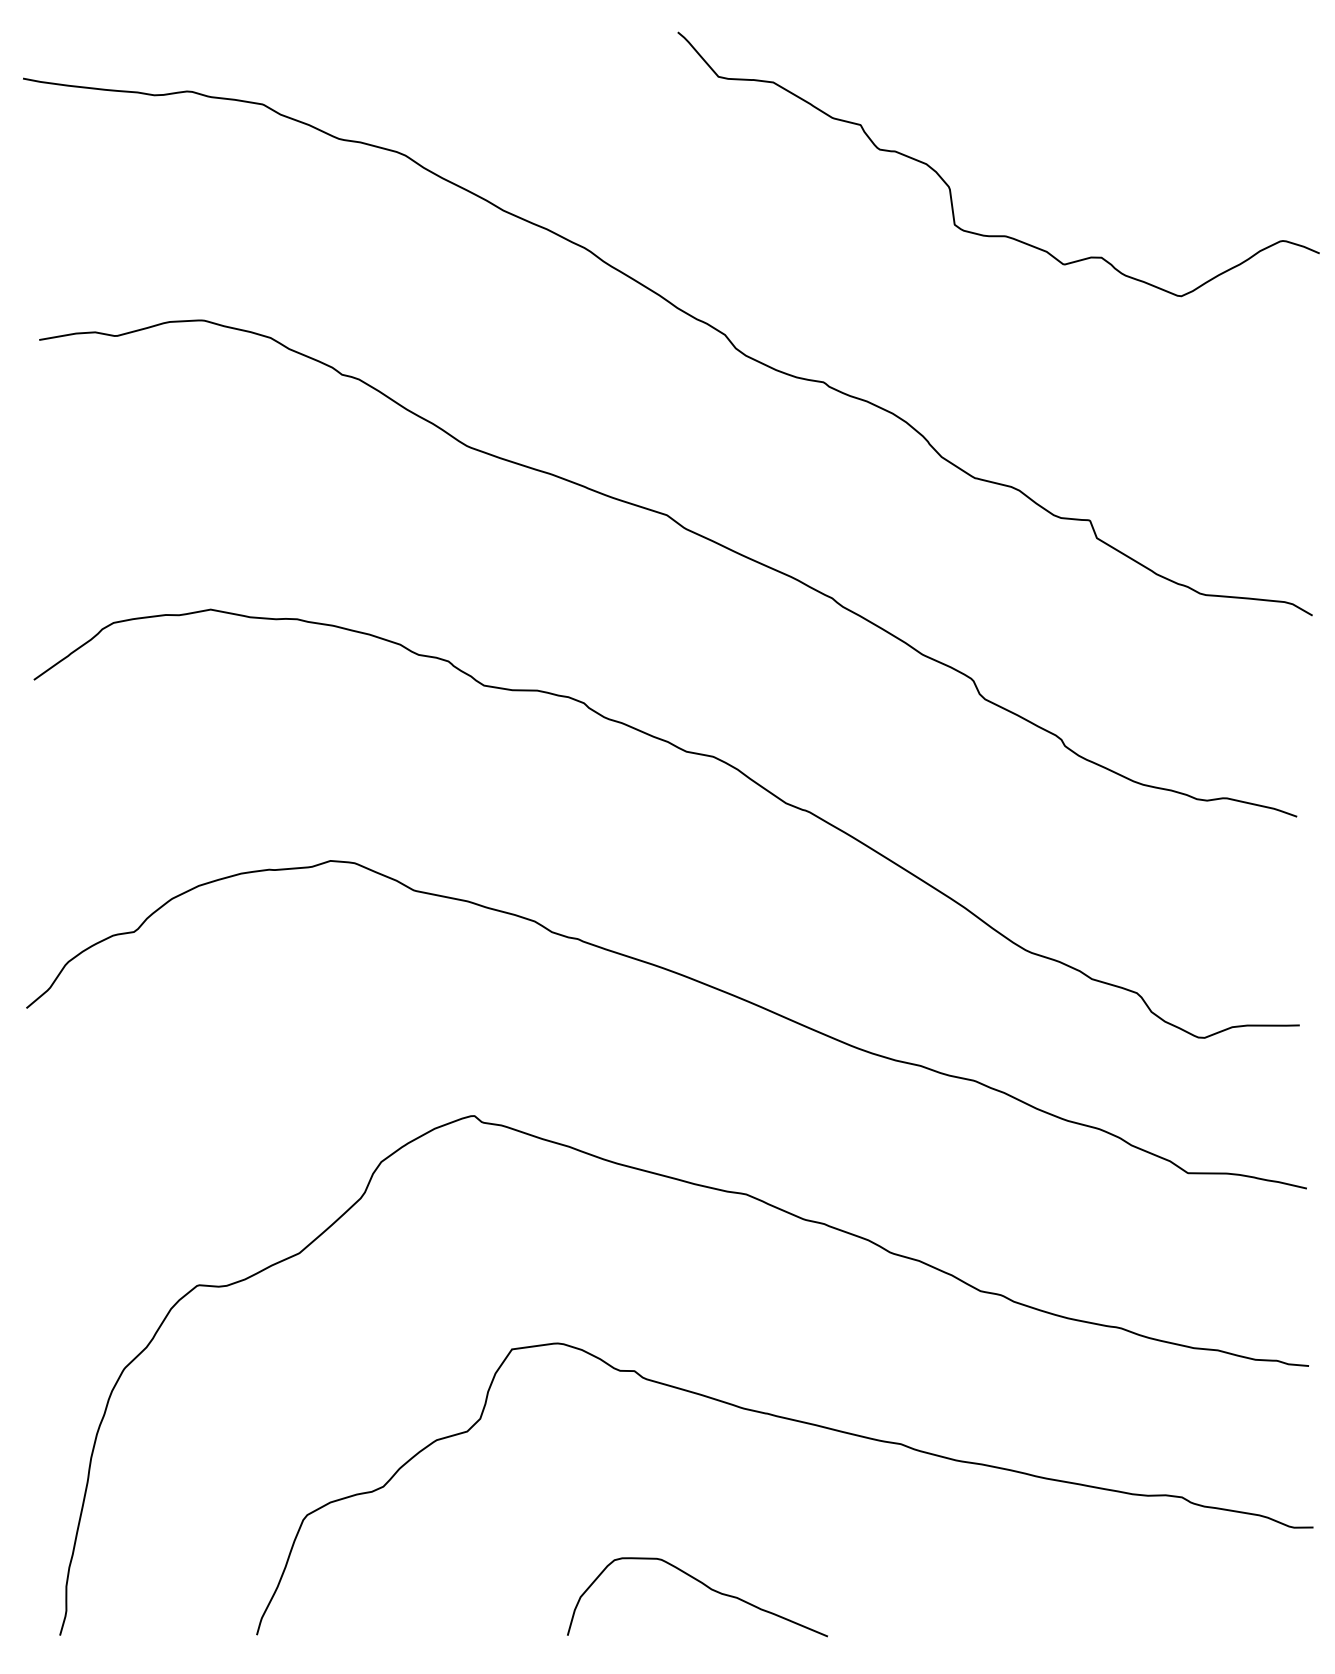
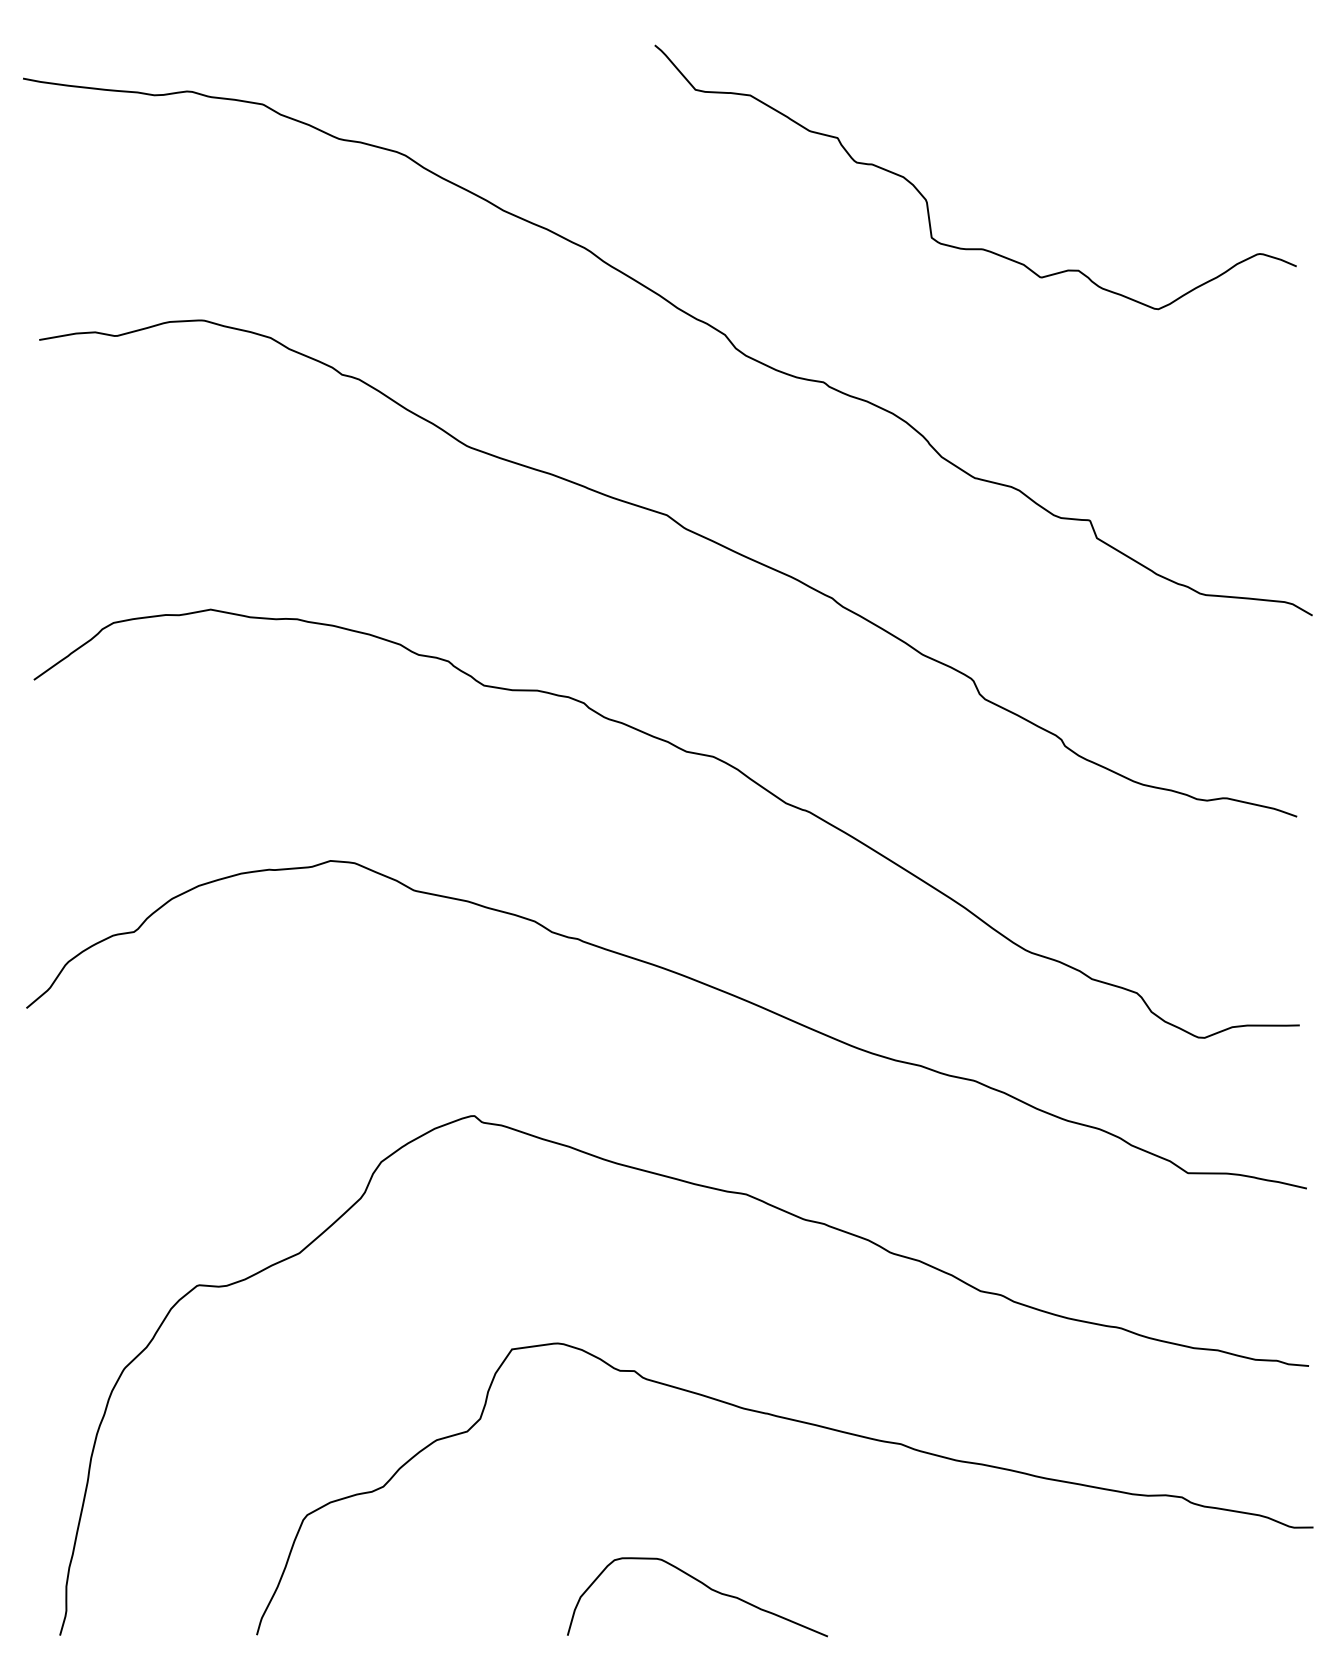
curve position: (950, 187) -> (927, 200) (927, 200)
